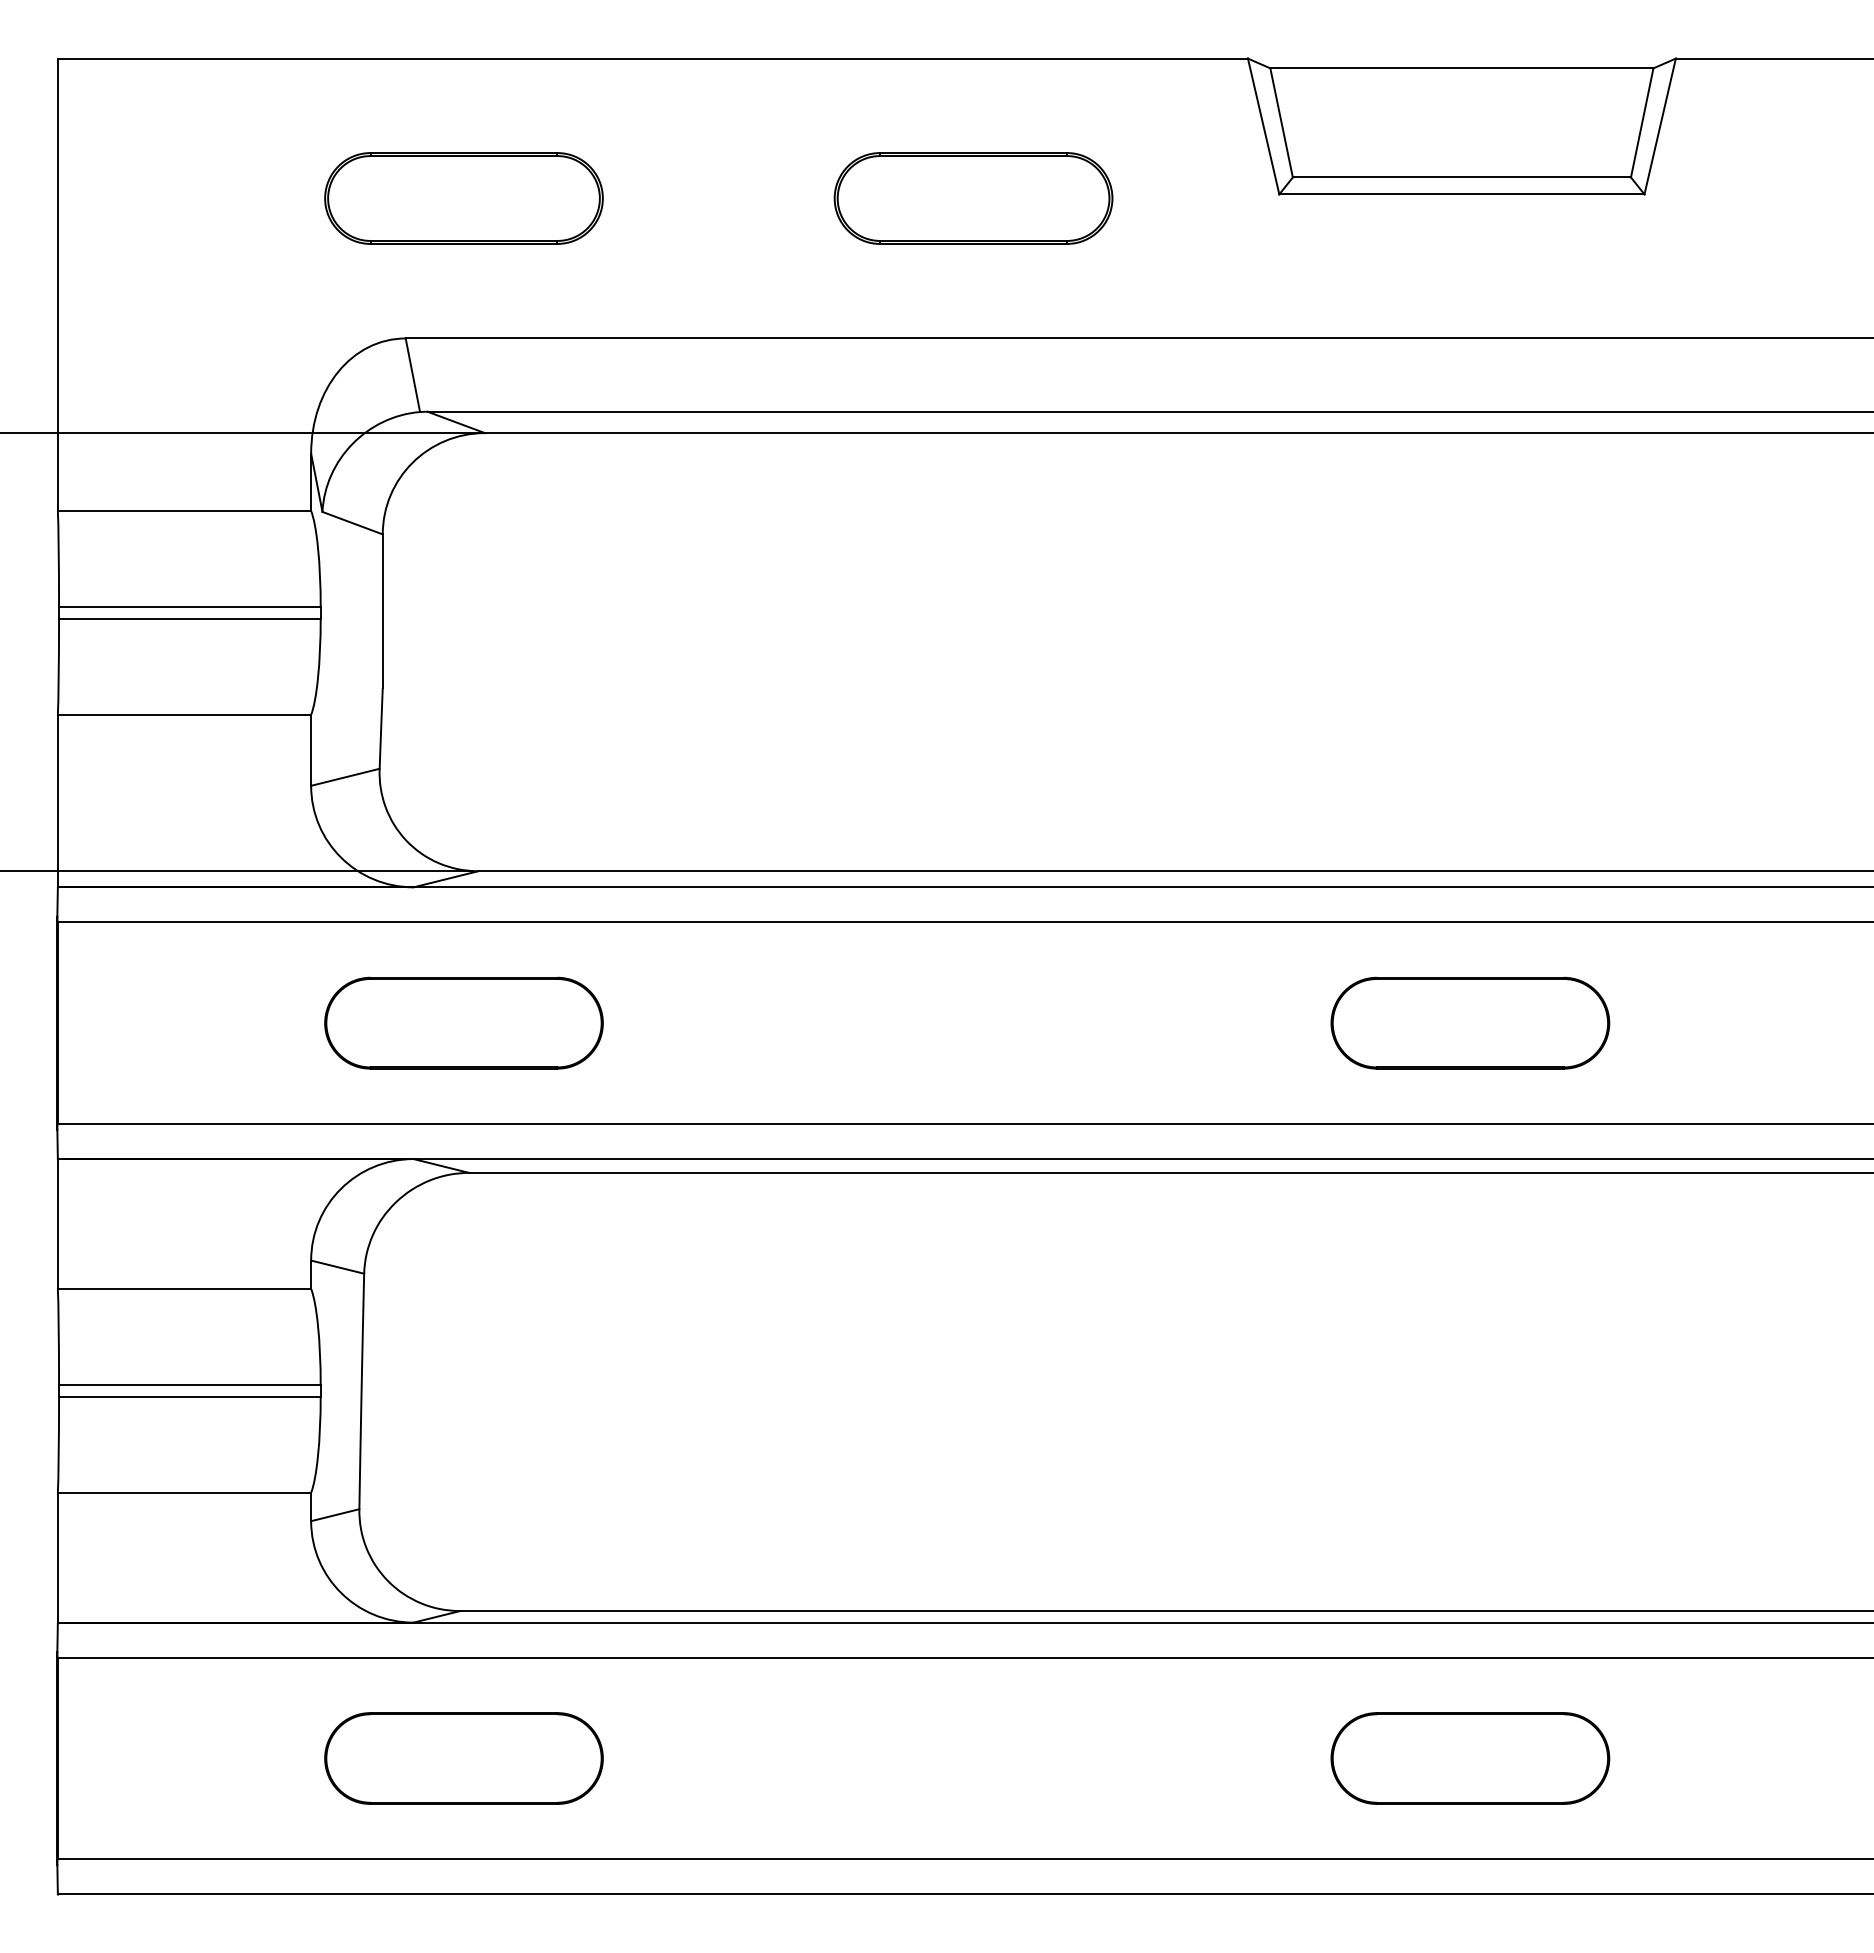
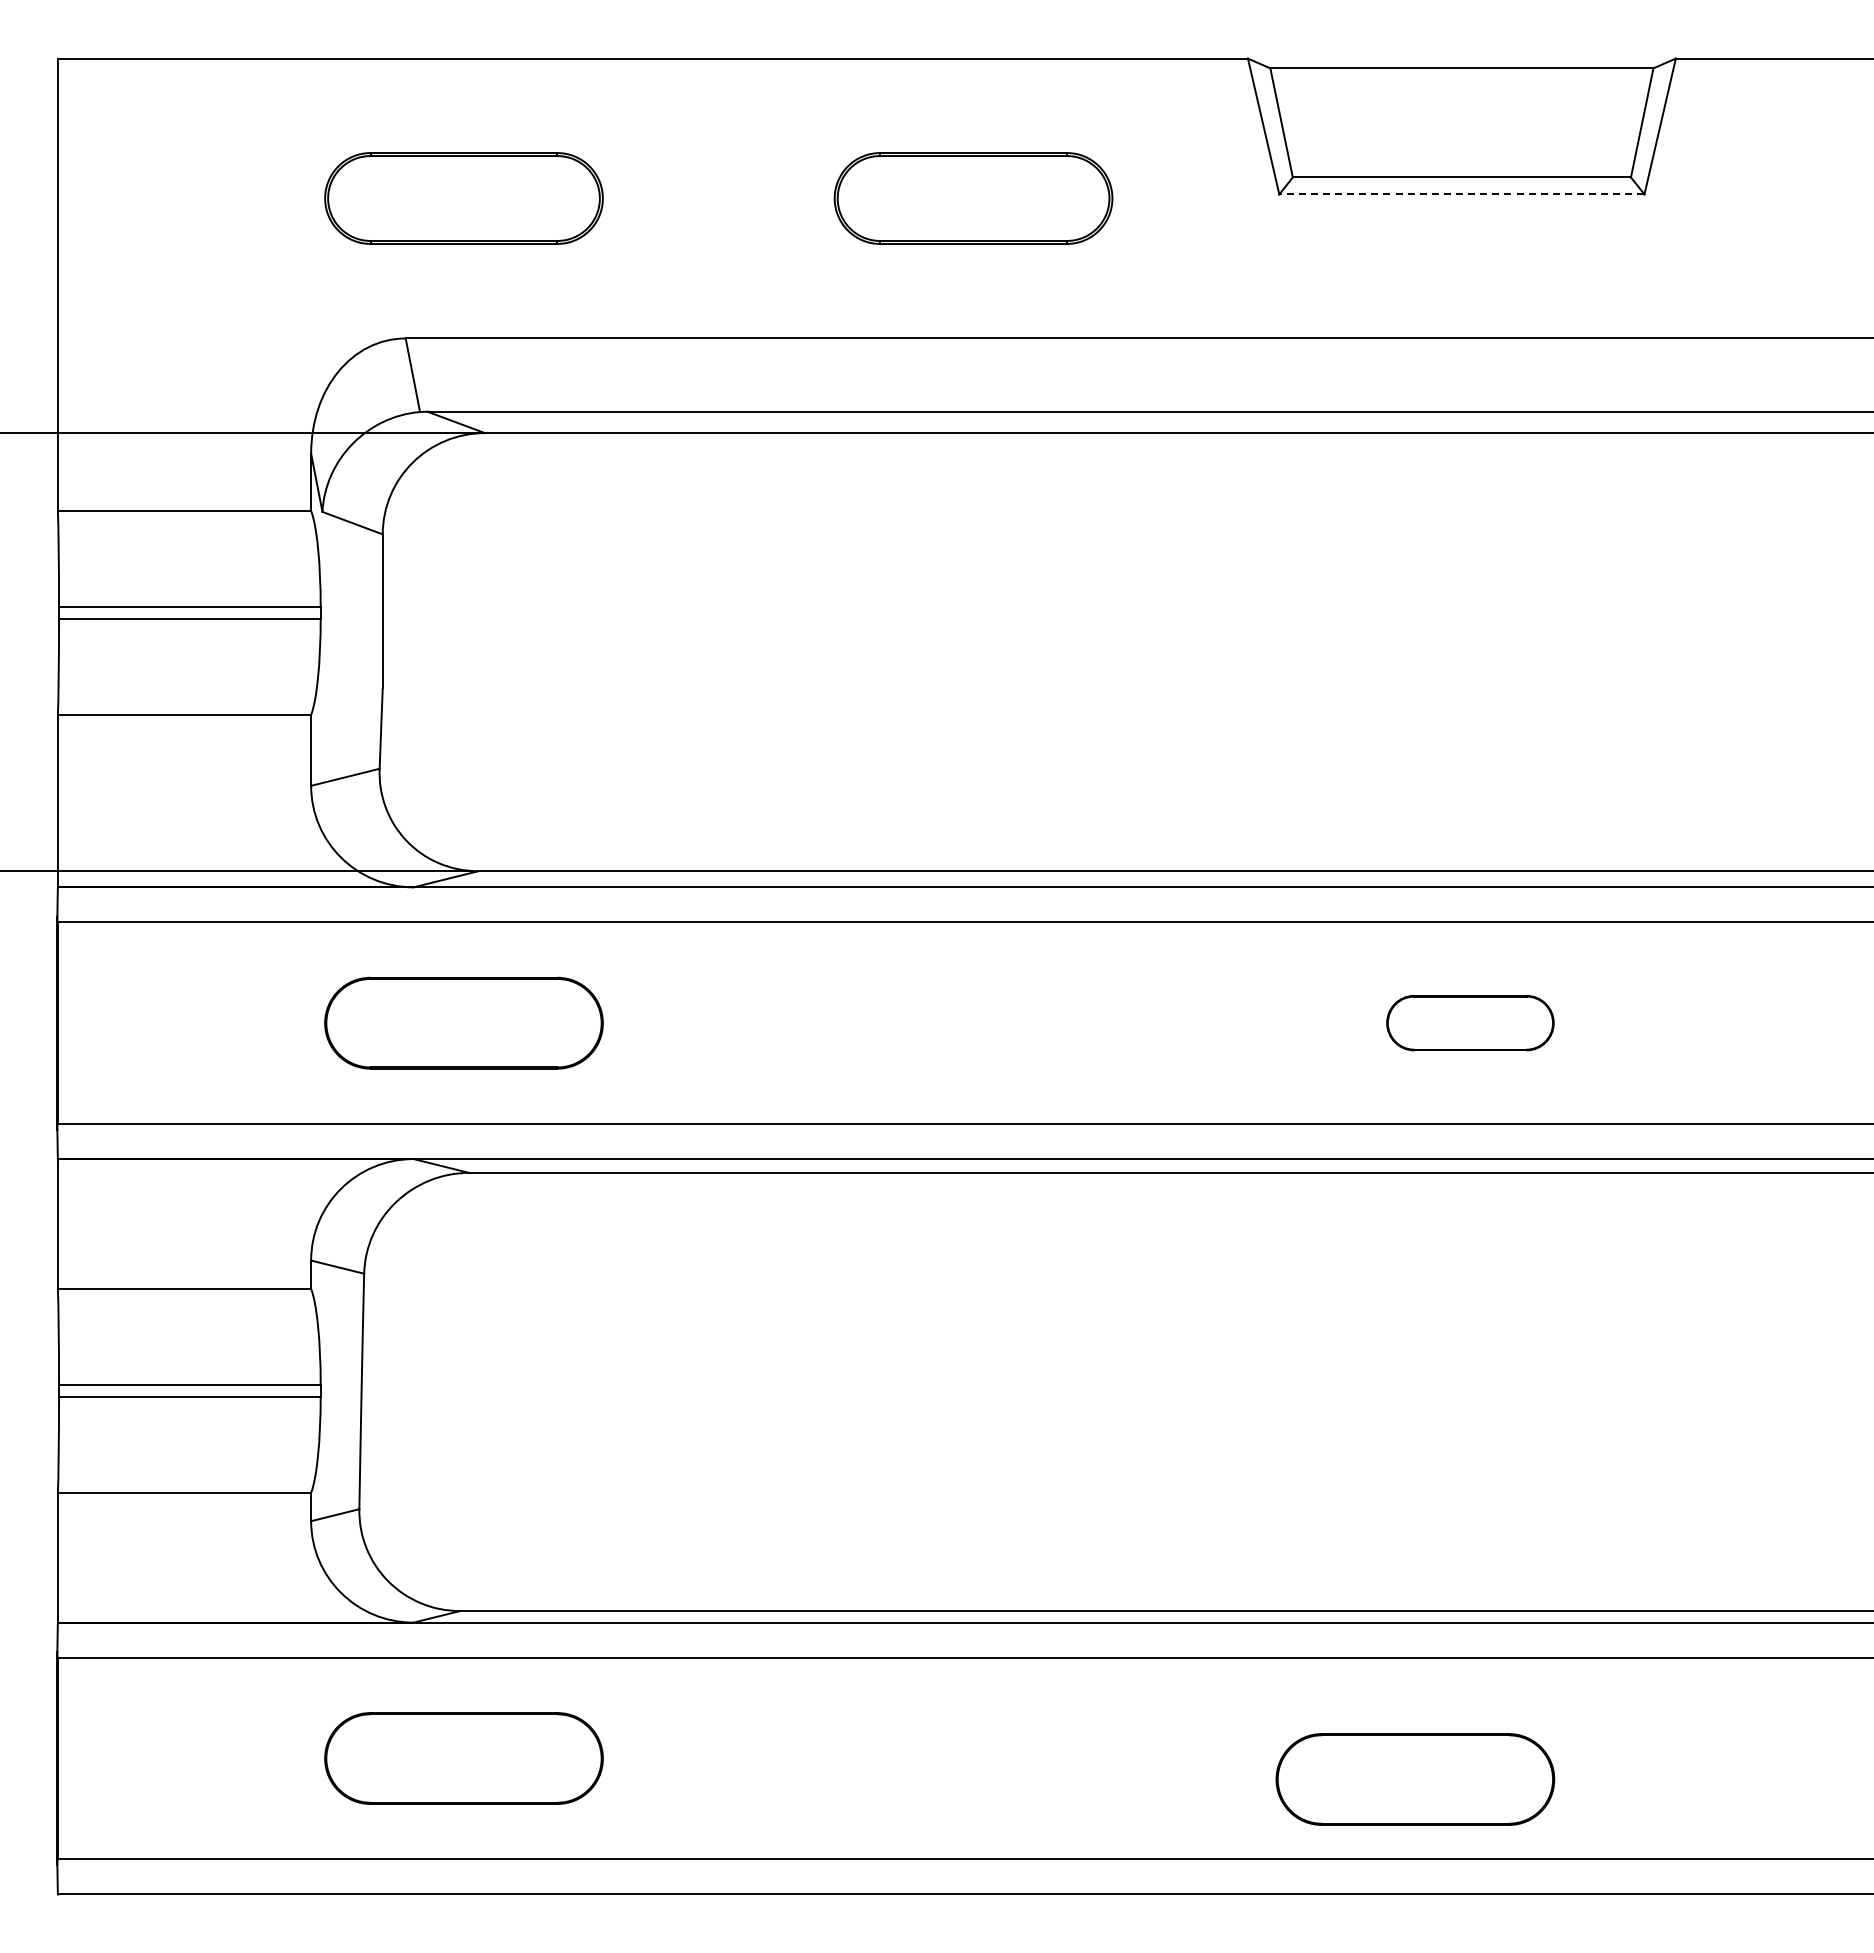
line: solid -> dashed (1461, 194)
part size: 281x94 px -> 169x57 px (1470, 1023)
part position: (1470, 1758) -> (1415, 1779) (1415, 1779)
